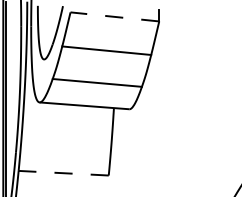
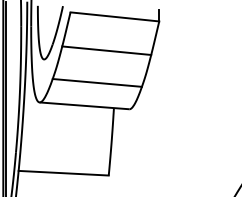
line: dashed -> solid (114, 16)
line: dashed -> solid (63, 173)
